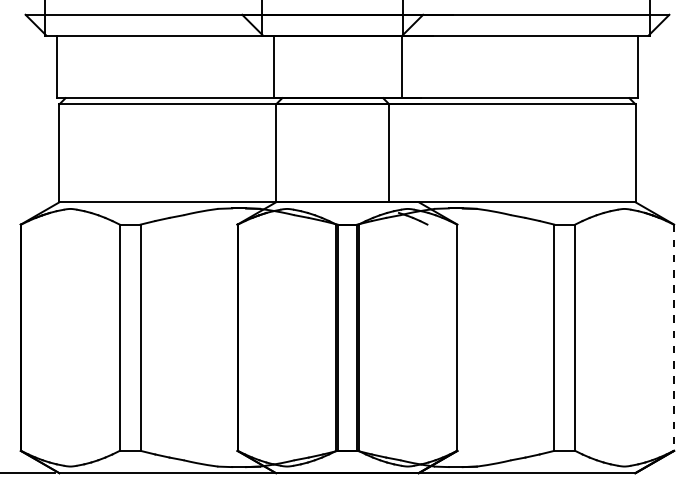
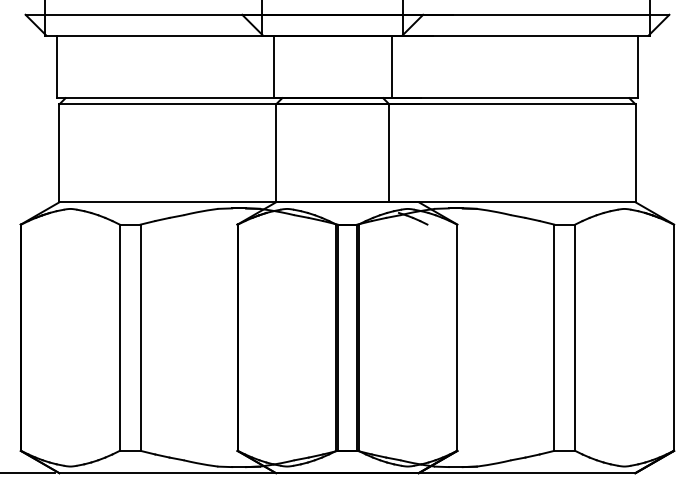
line position: (401, 66) -> (391, 66) (391, 66)
line: dashed -> solid (673, 338)
